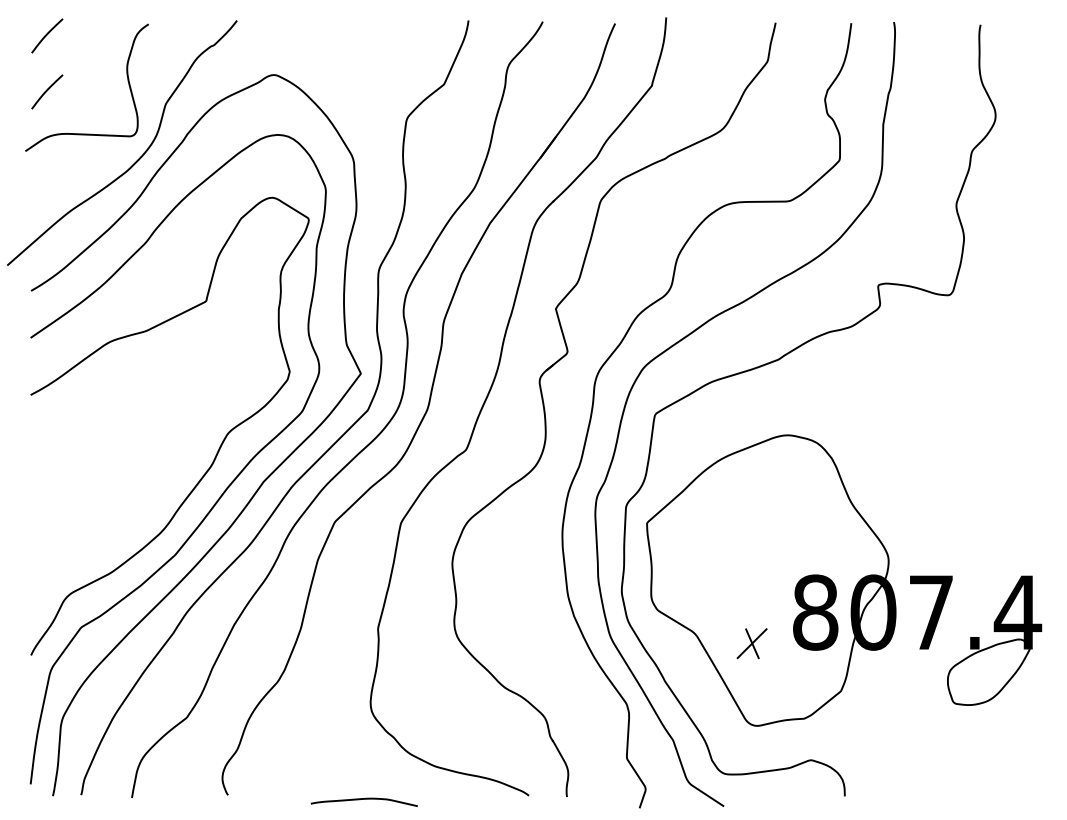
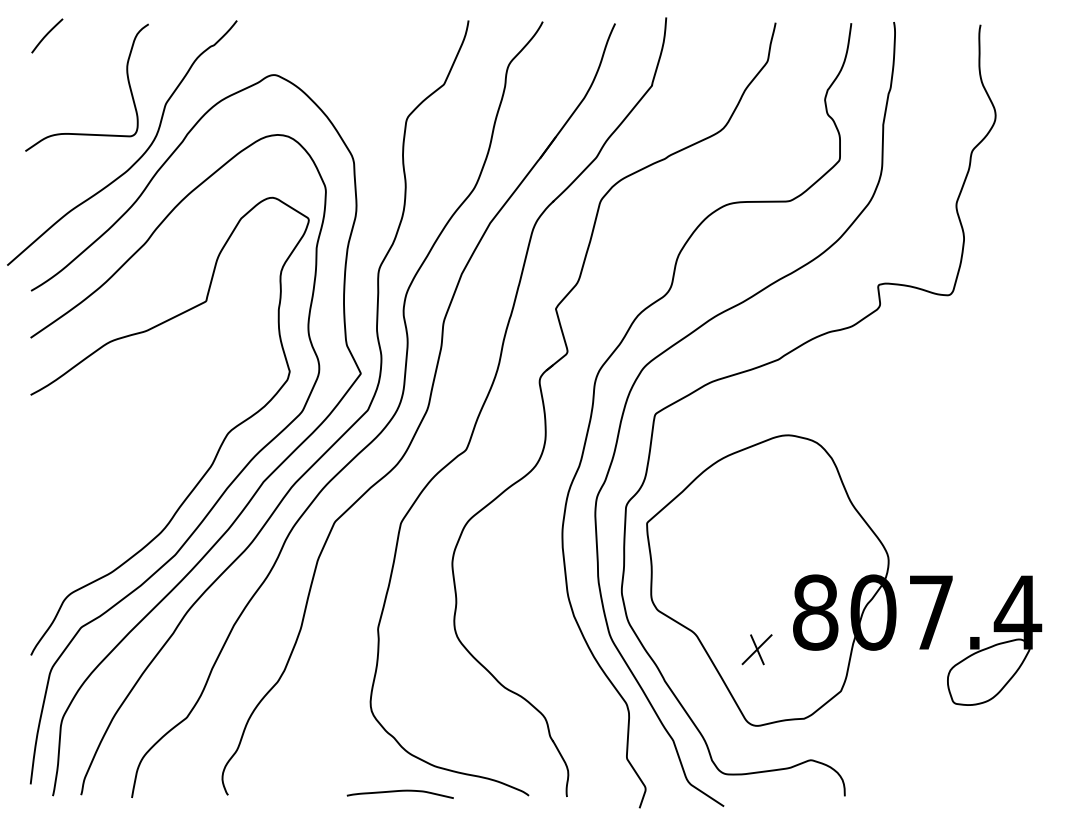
line: present -> none (47, 91)
part position: (751, 643) -> (756, 649) (756, 649)
curve position: (363, 799) -> (399, 791) (399, 791)
